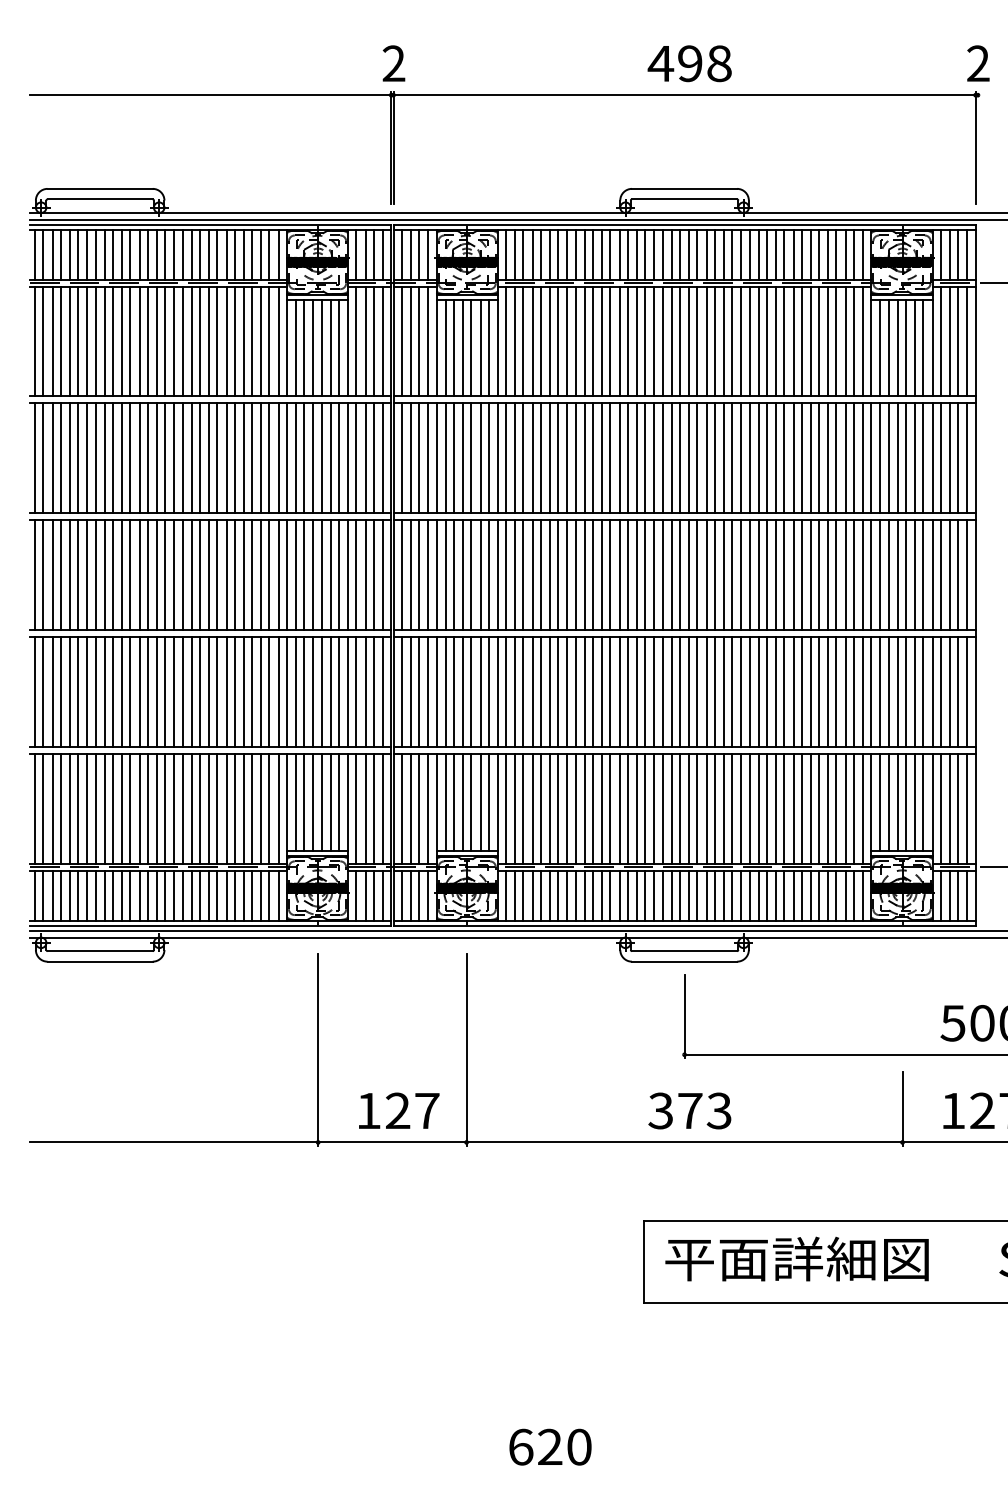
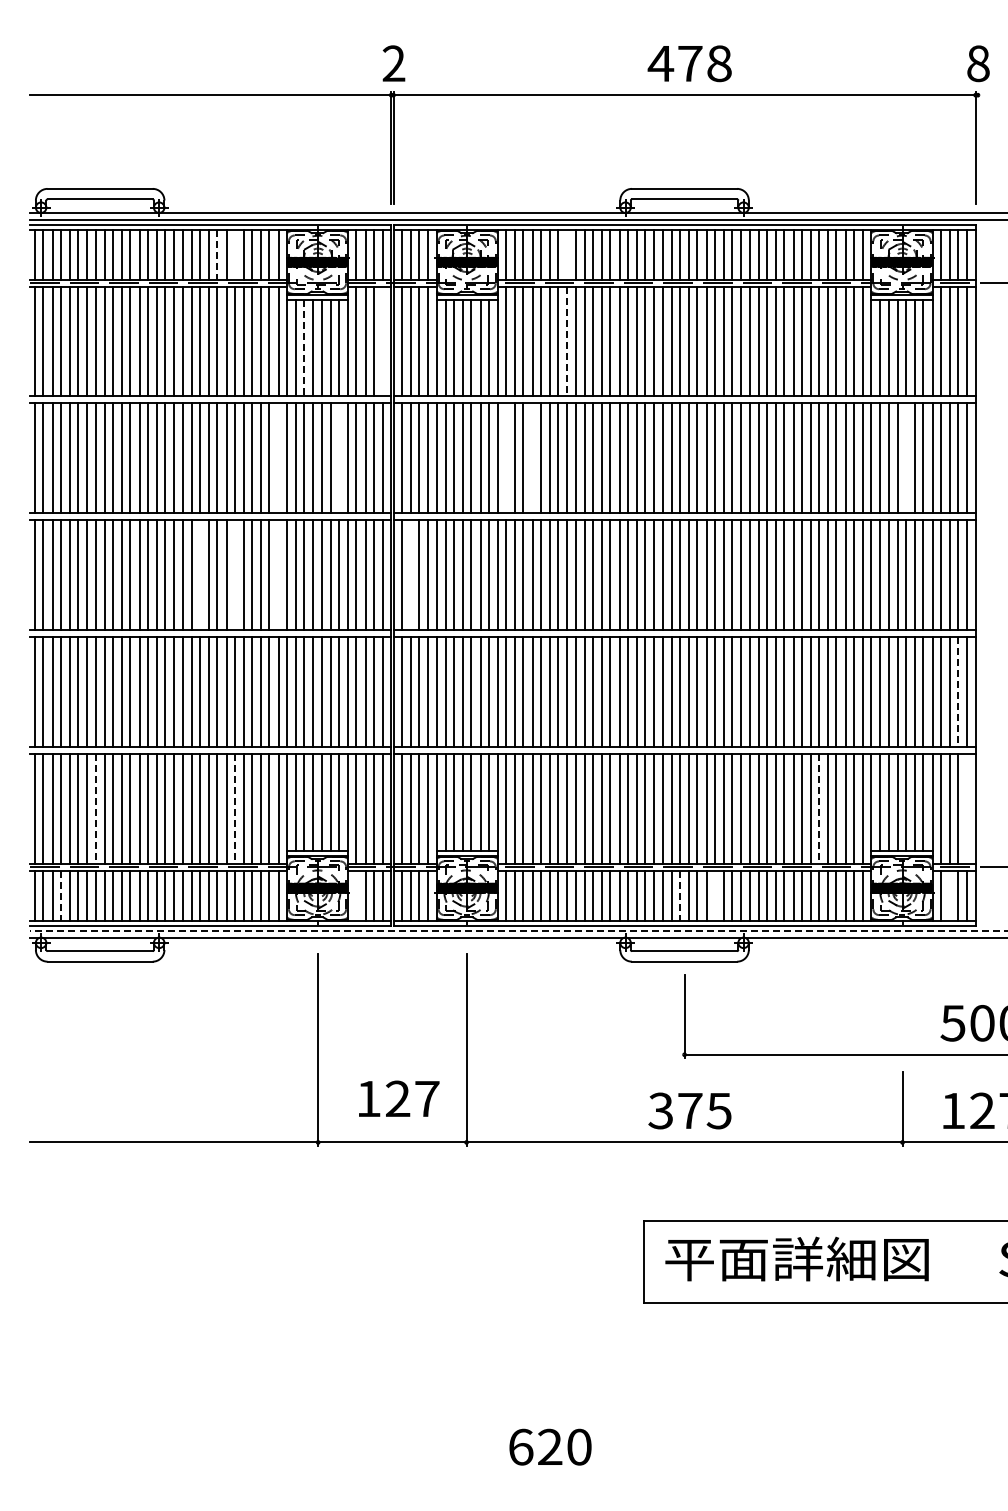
text: 498 -> 478 (690, 63)
text: 2 -> 8 (978, 63)
line: solid -> dashed (217, 254)
line: present -> none (234, 254)
line: present -> none (567, 254)
line: present -> none (383, 341)
line: solid -> dashed (567, 341)
line: solid -> dashed (304, 348)
line: present -> none (278, 458)
line: present -> none (339, 458)
line: present -> none (506, 458)
line: present -> none (532, 458)
line: present -> none (906, 458)
line: present -> none (199, 575)
line: present -> none (234, 575)
line: present -> none (278, 575)
line: present -> none (410, 575)
line: solid -> dashed (958, 692)
line: present -> none (967, 808)
line: solid -> dashed (95, 809)
line: solid -> dashed (234, 809)
line: solid -> dashed (819, 809)
line: solid -> dashed (60, 895)
line: present -> none (356, 895)
line: solid -> dashed (679, 895)
line: present -> none (714, 895)
line: present -> none (950, 895)
line: solid -> dashed (518, 930)
text position: (399, 1110) -> (399, 1098) (399, 1098)
text: 373 -> 375 (719, 1110)
